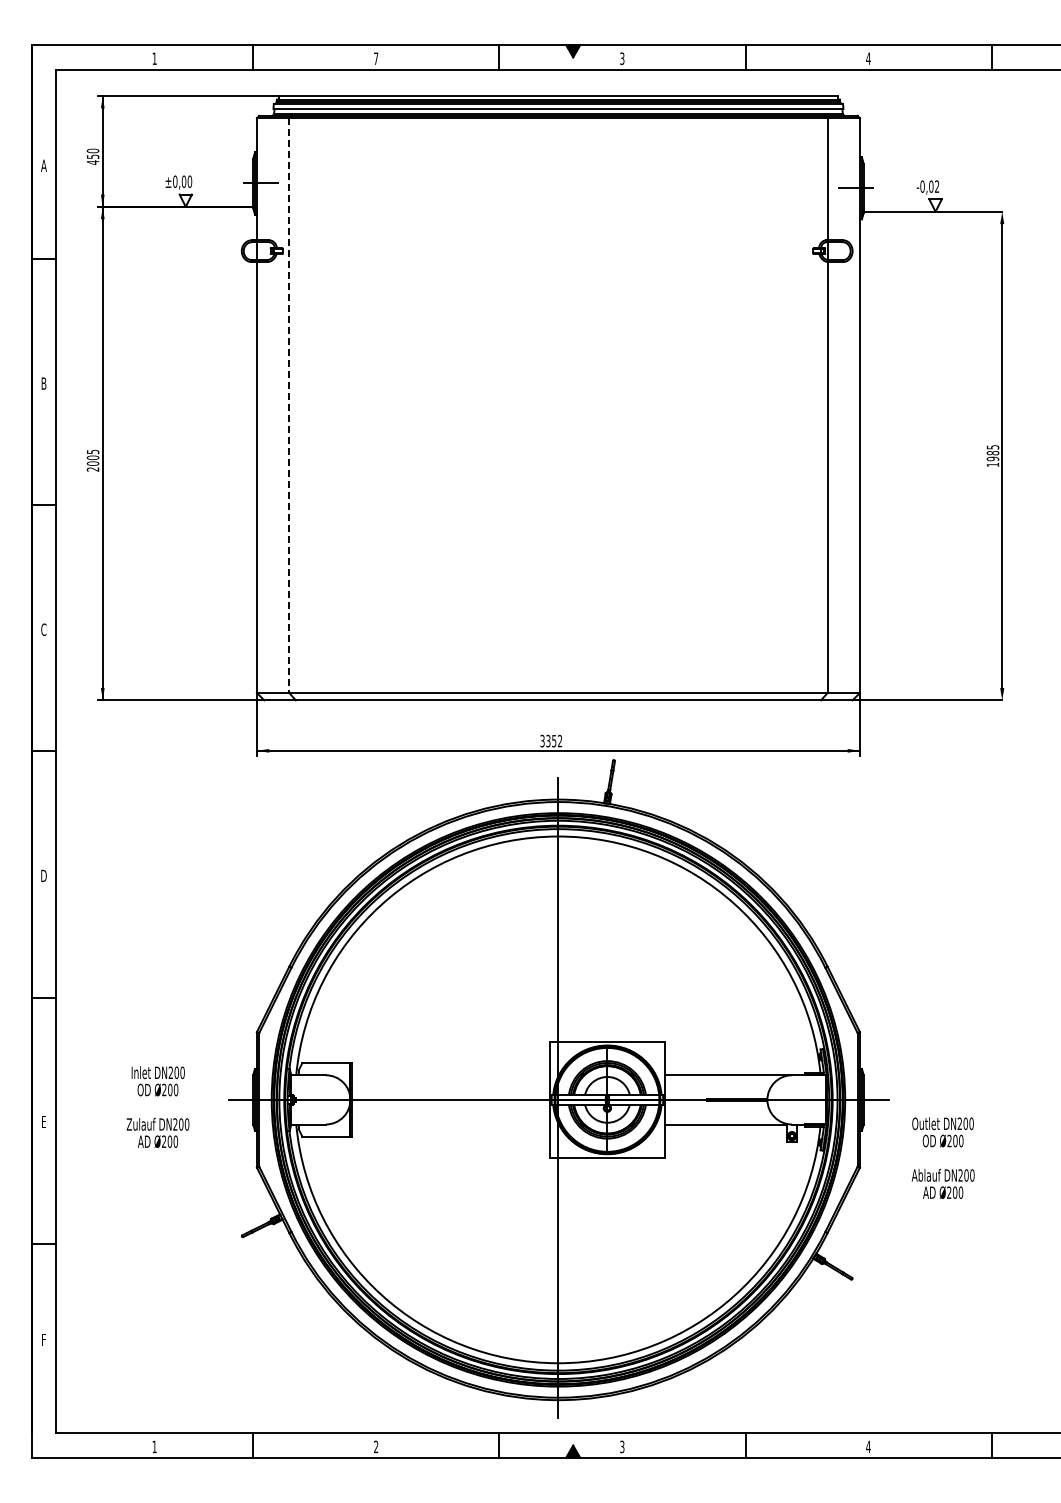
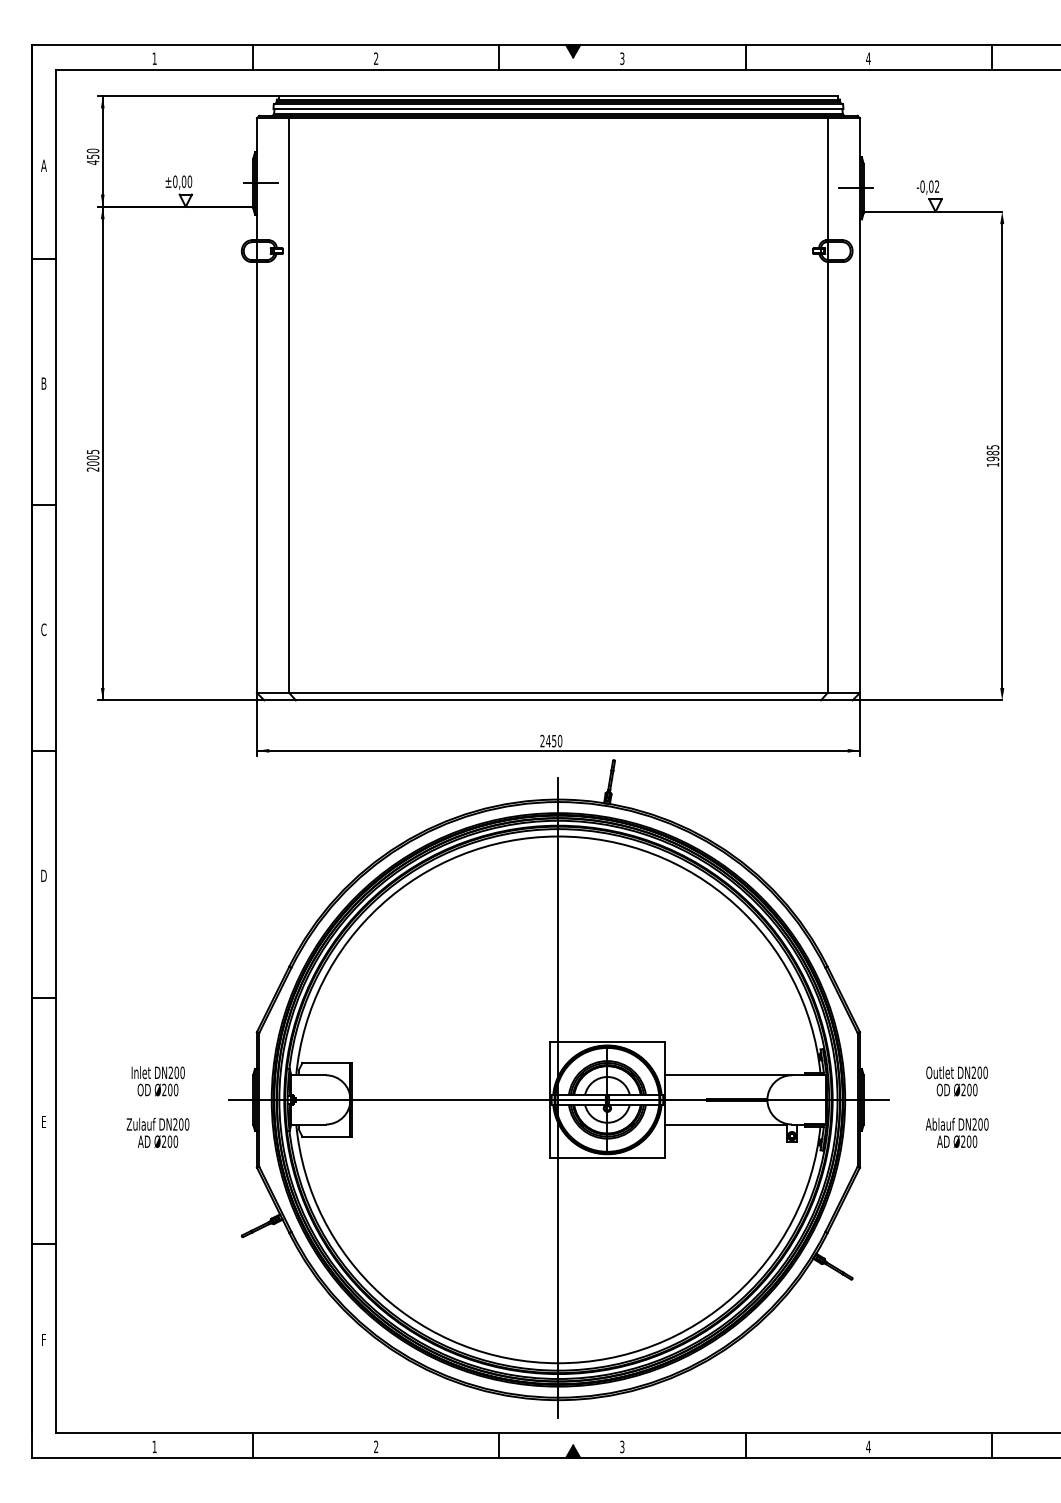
text: 7 -> 2 (376, 58)
line: dashed -> solid (289, 406)
text: 3352 -> 2450 (551, 740)
text position: (942, 1157) -> (956, 1106) (956, 1106)
